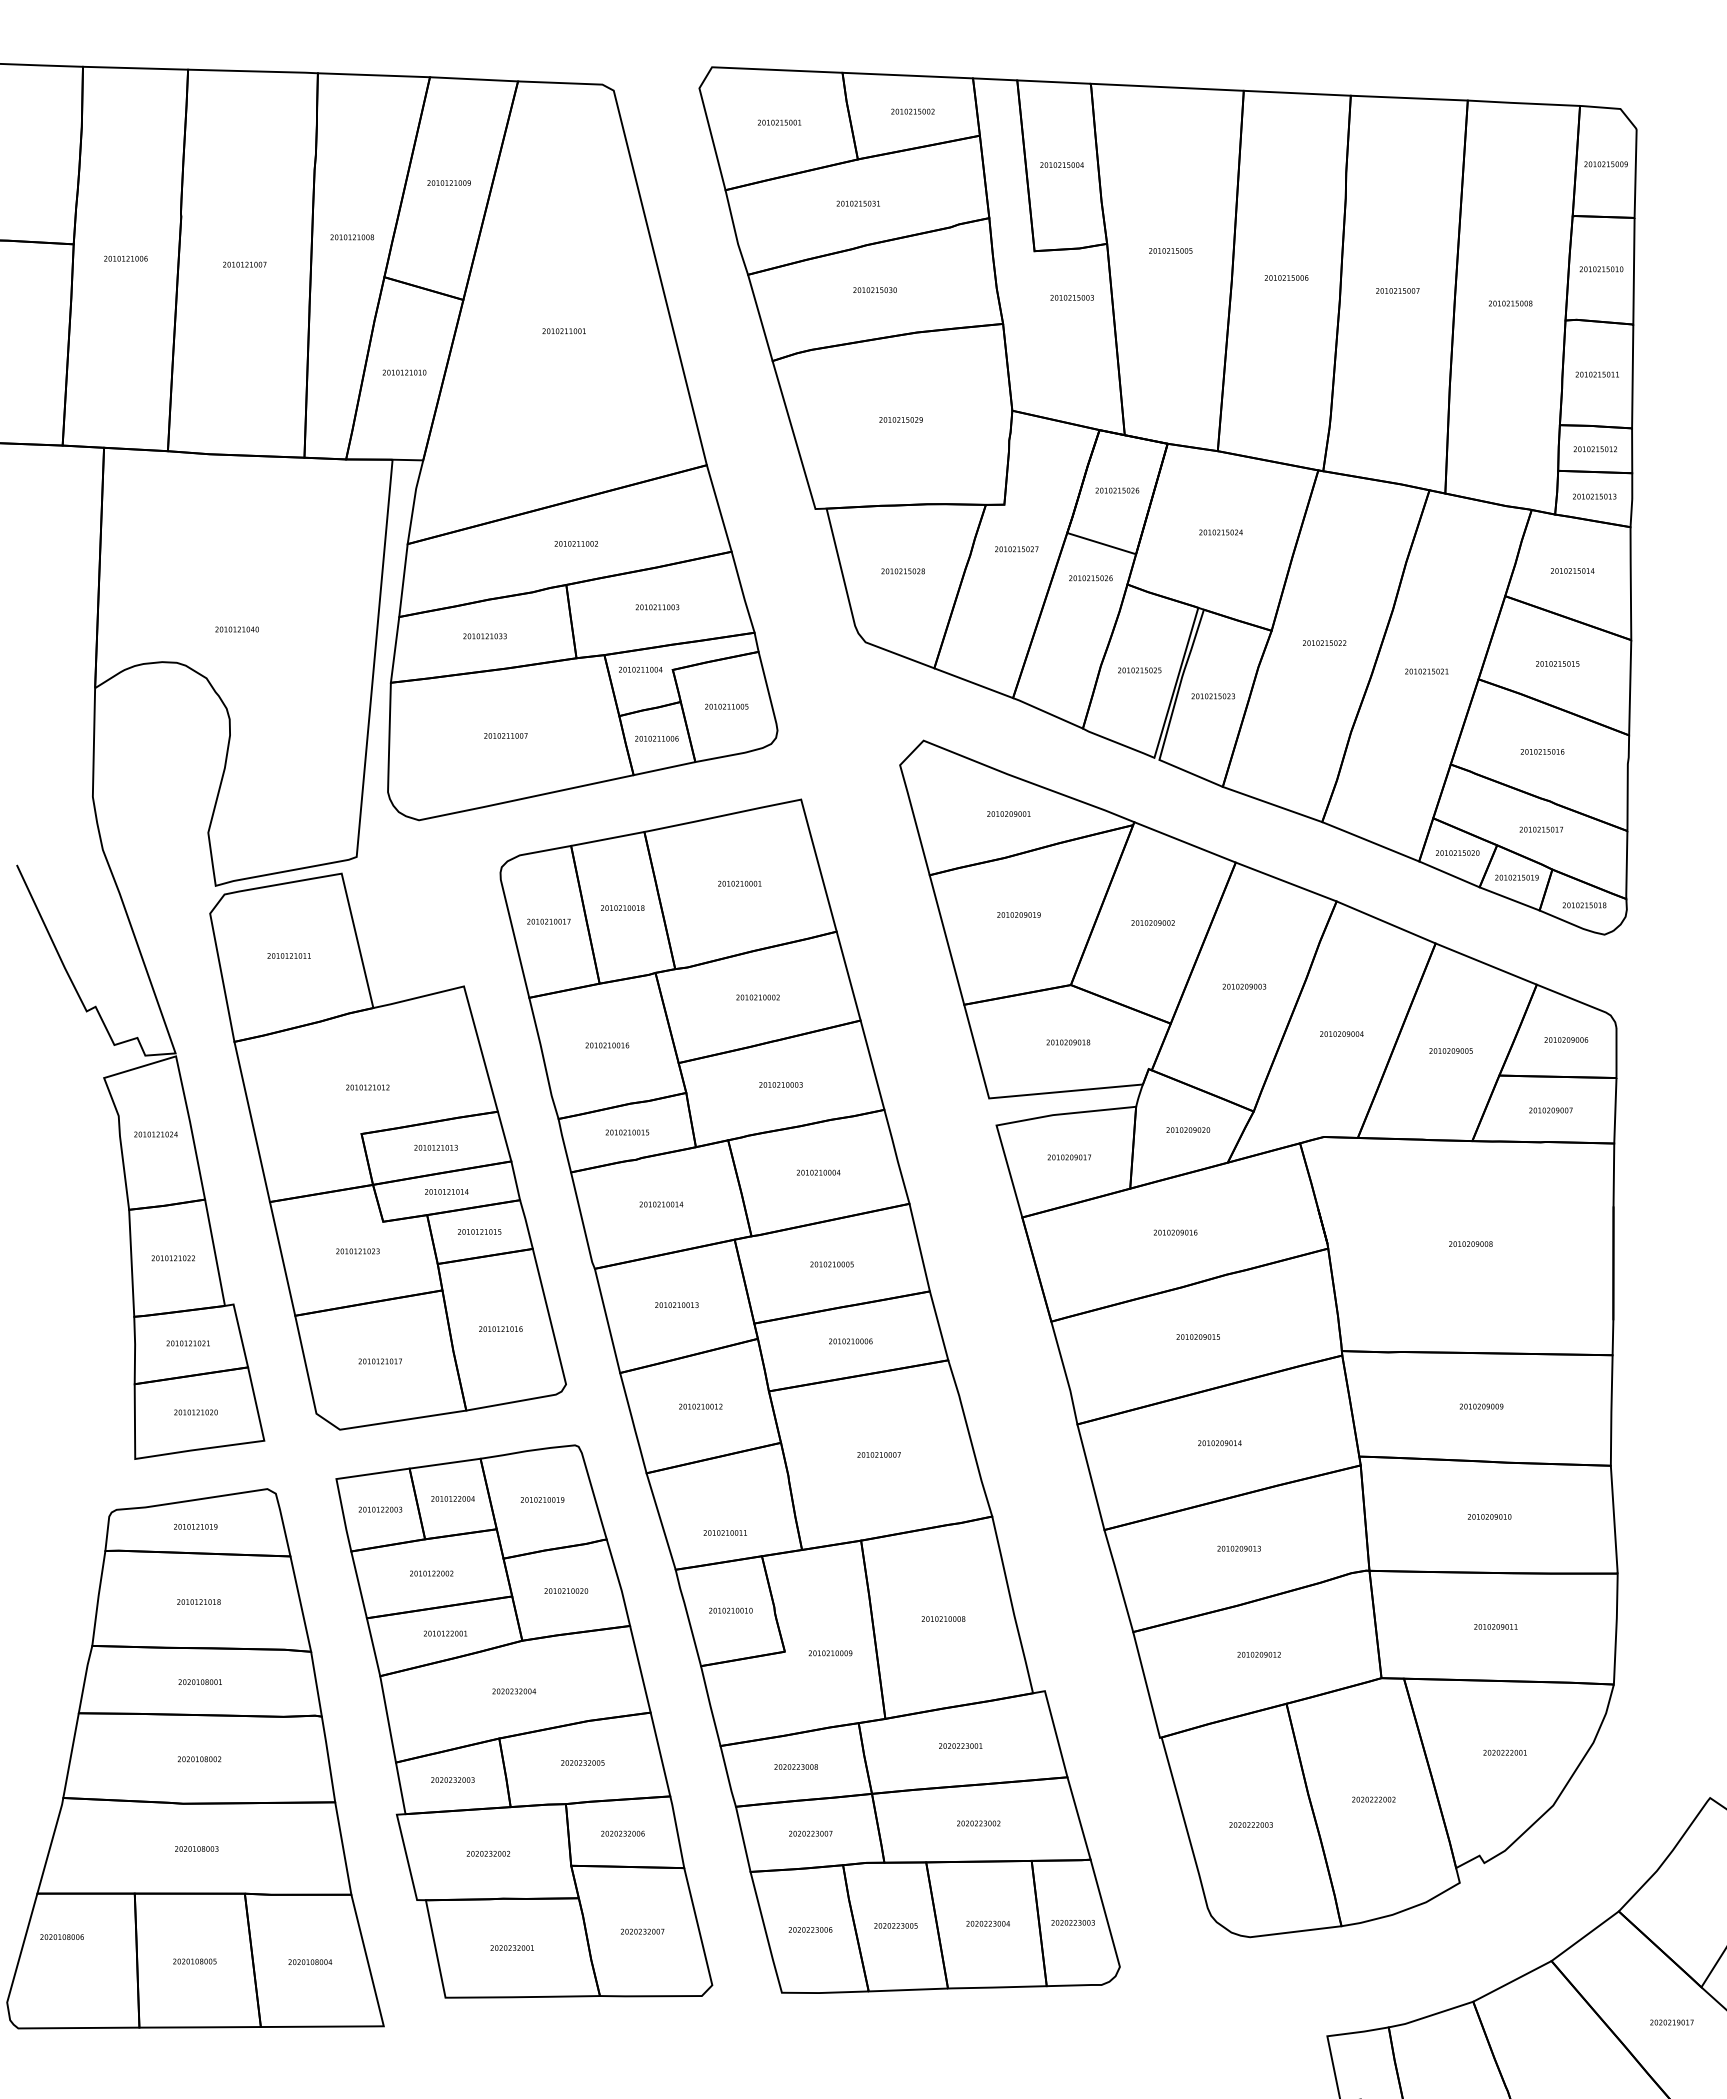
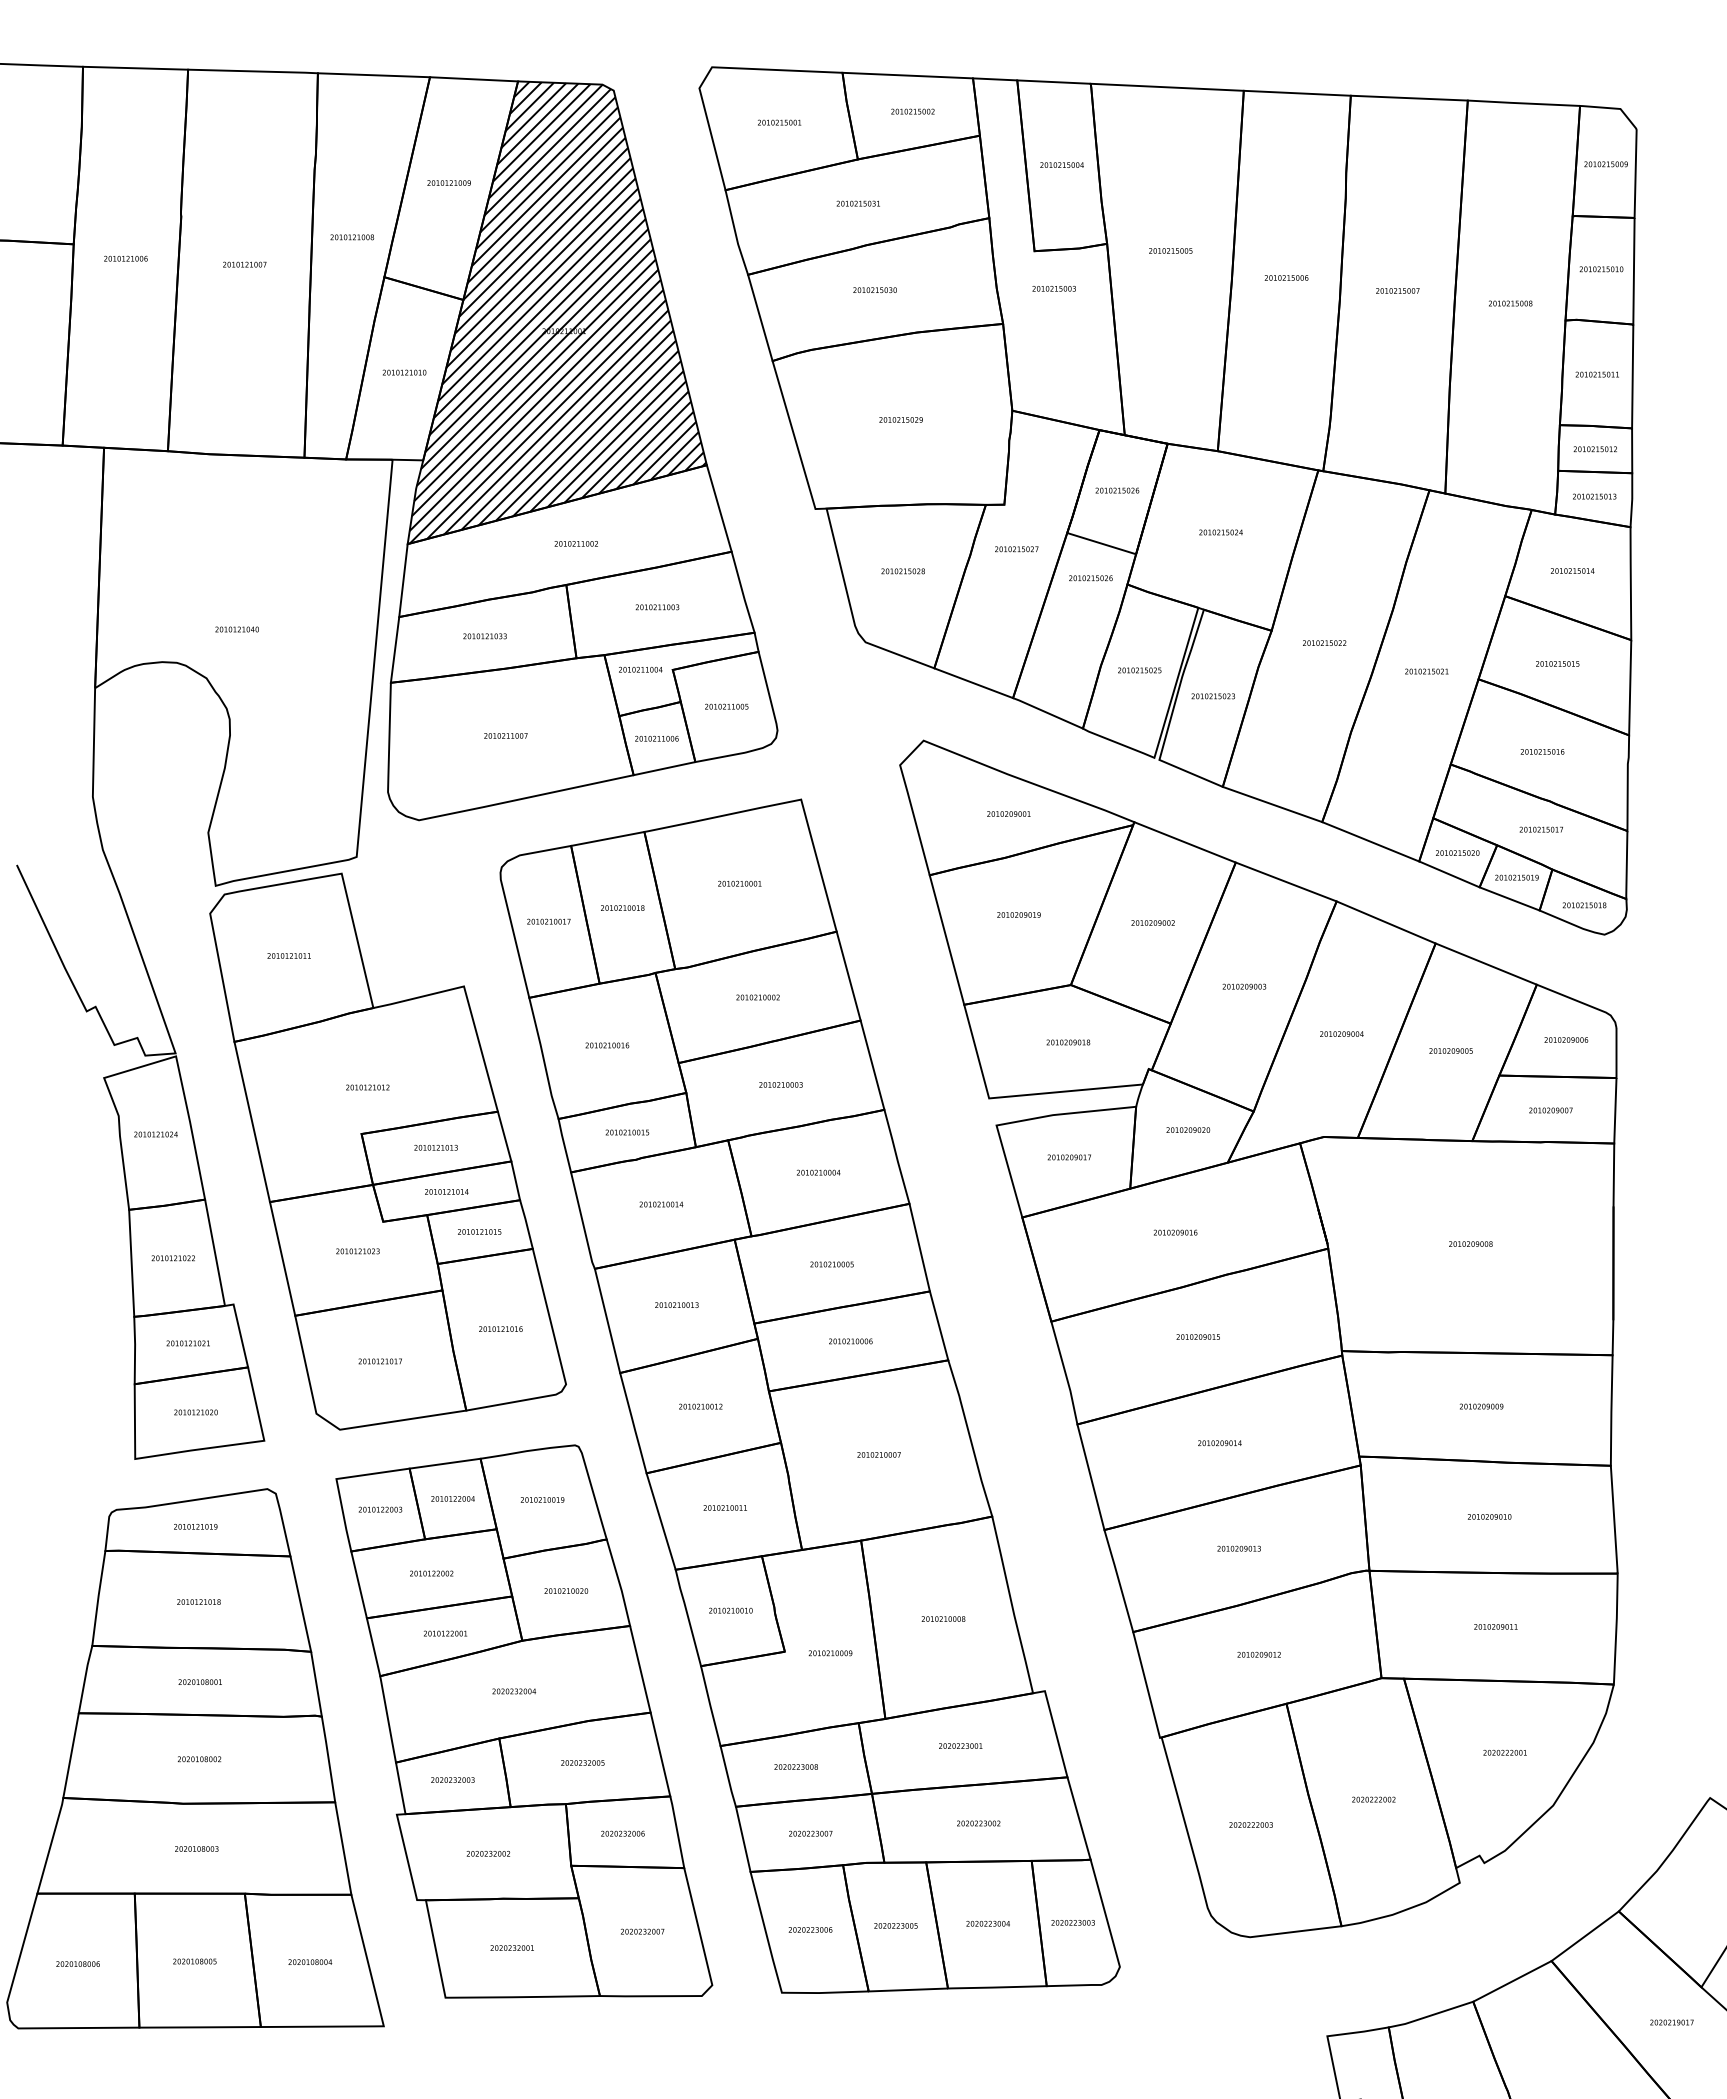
text position: (1071, 297) -> (1053, 288) (1053, 288)
hatch: none -> present (557, 312)
text position: (724, 1532) -> (724, 1507) (724, 1507)
text position: (61, 1936) -> (77, 1963) (77, 1963)
